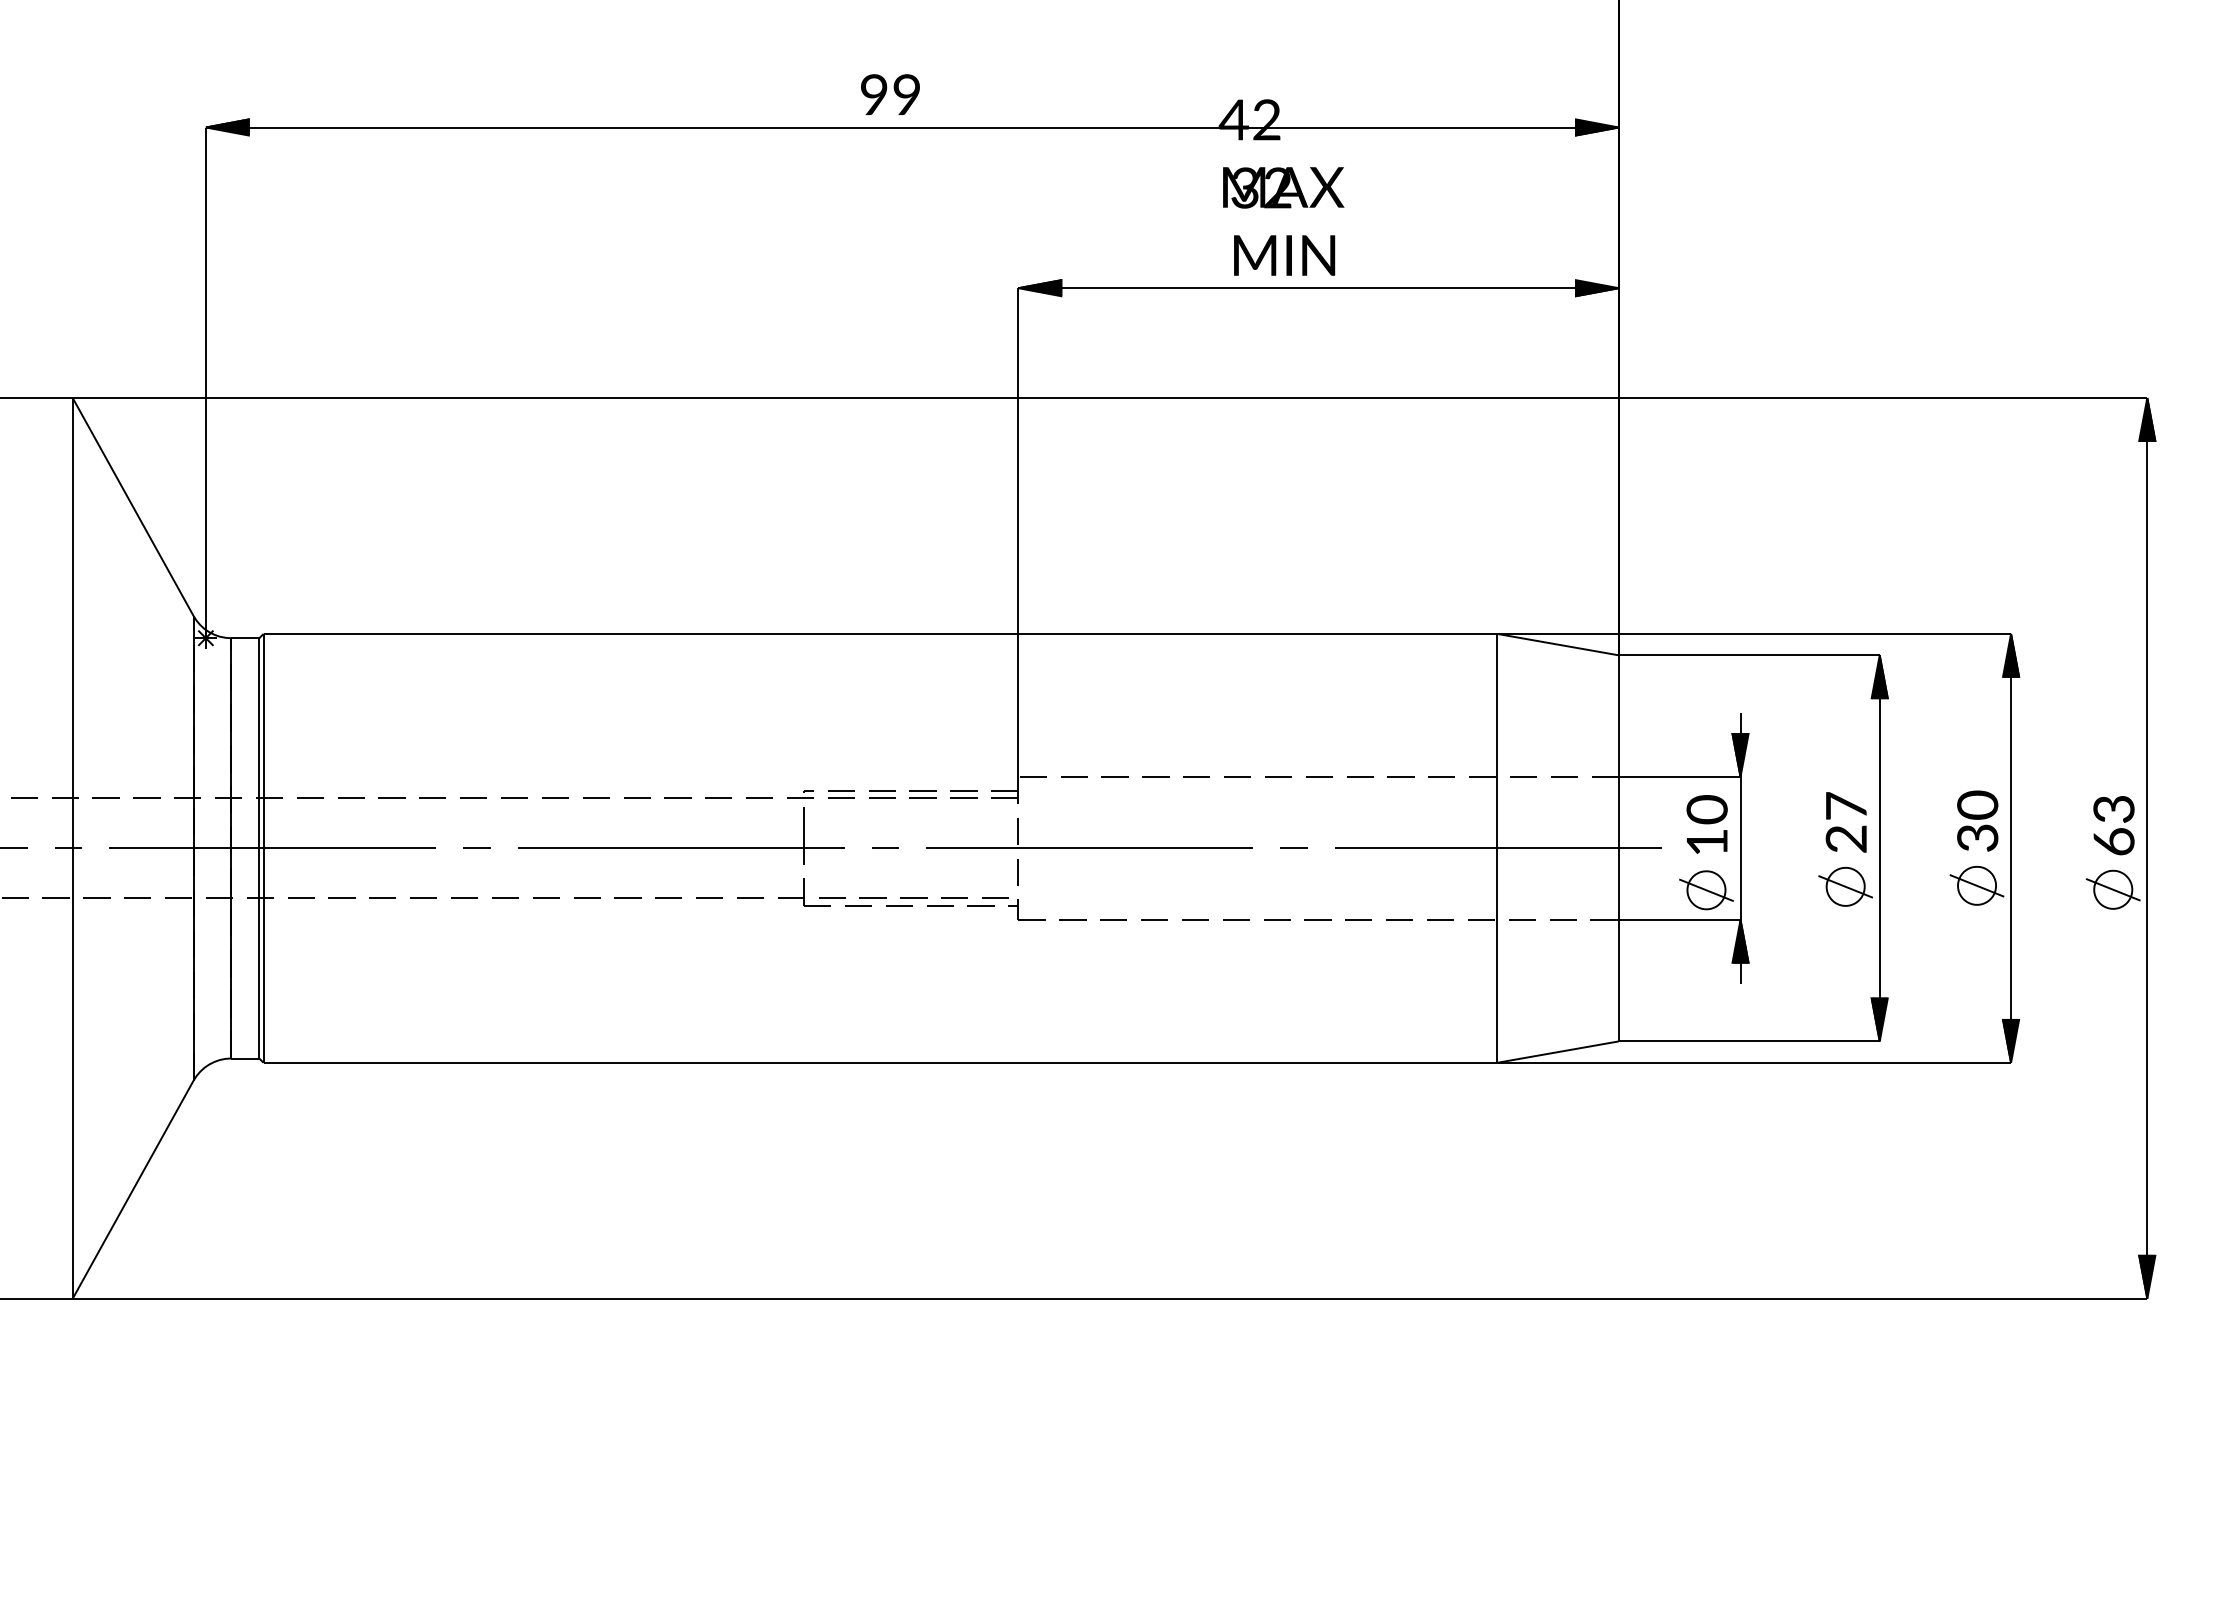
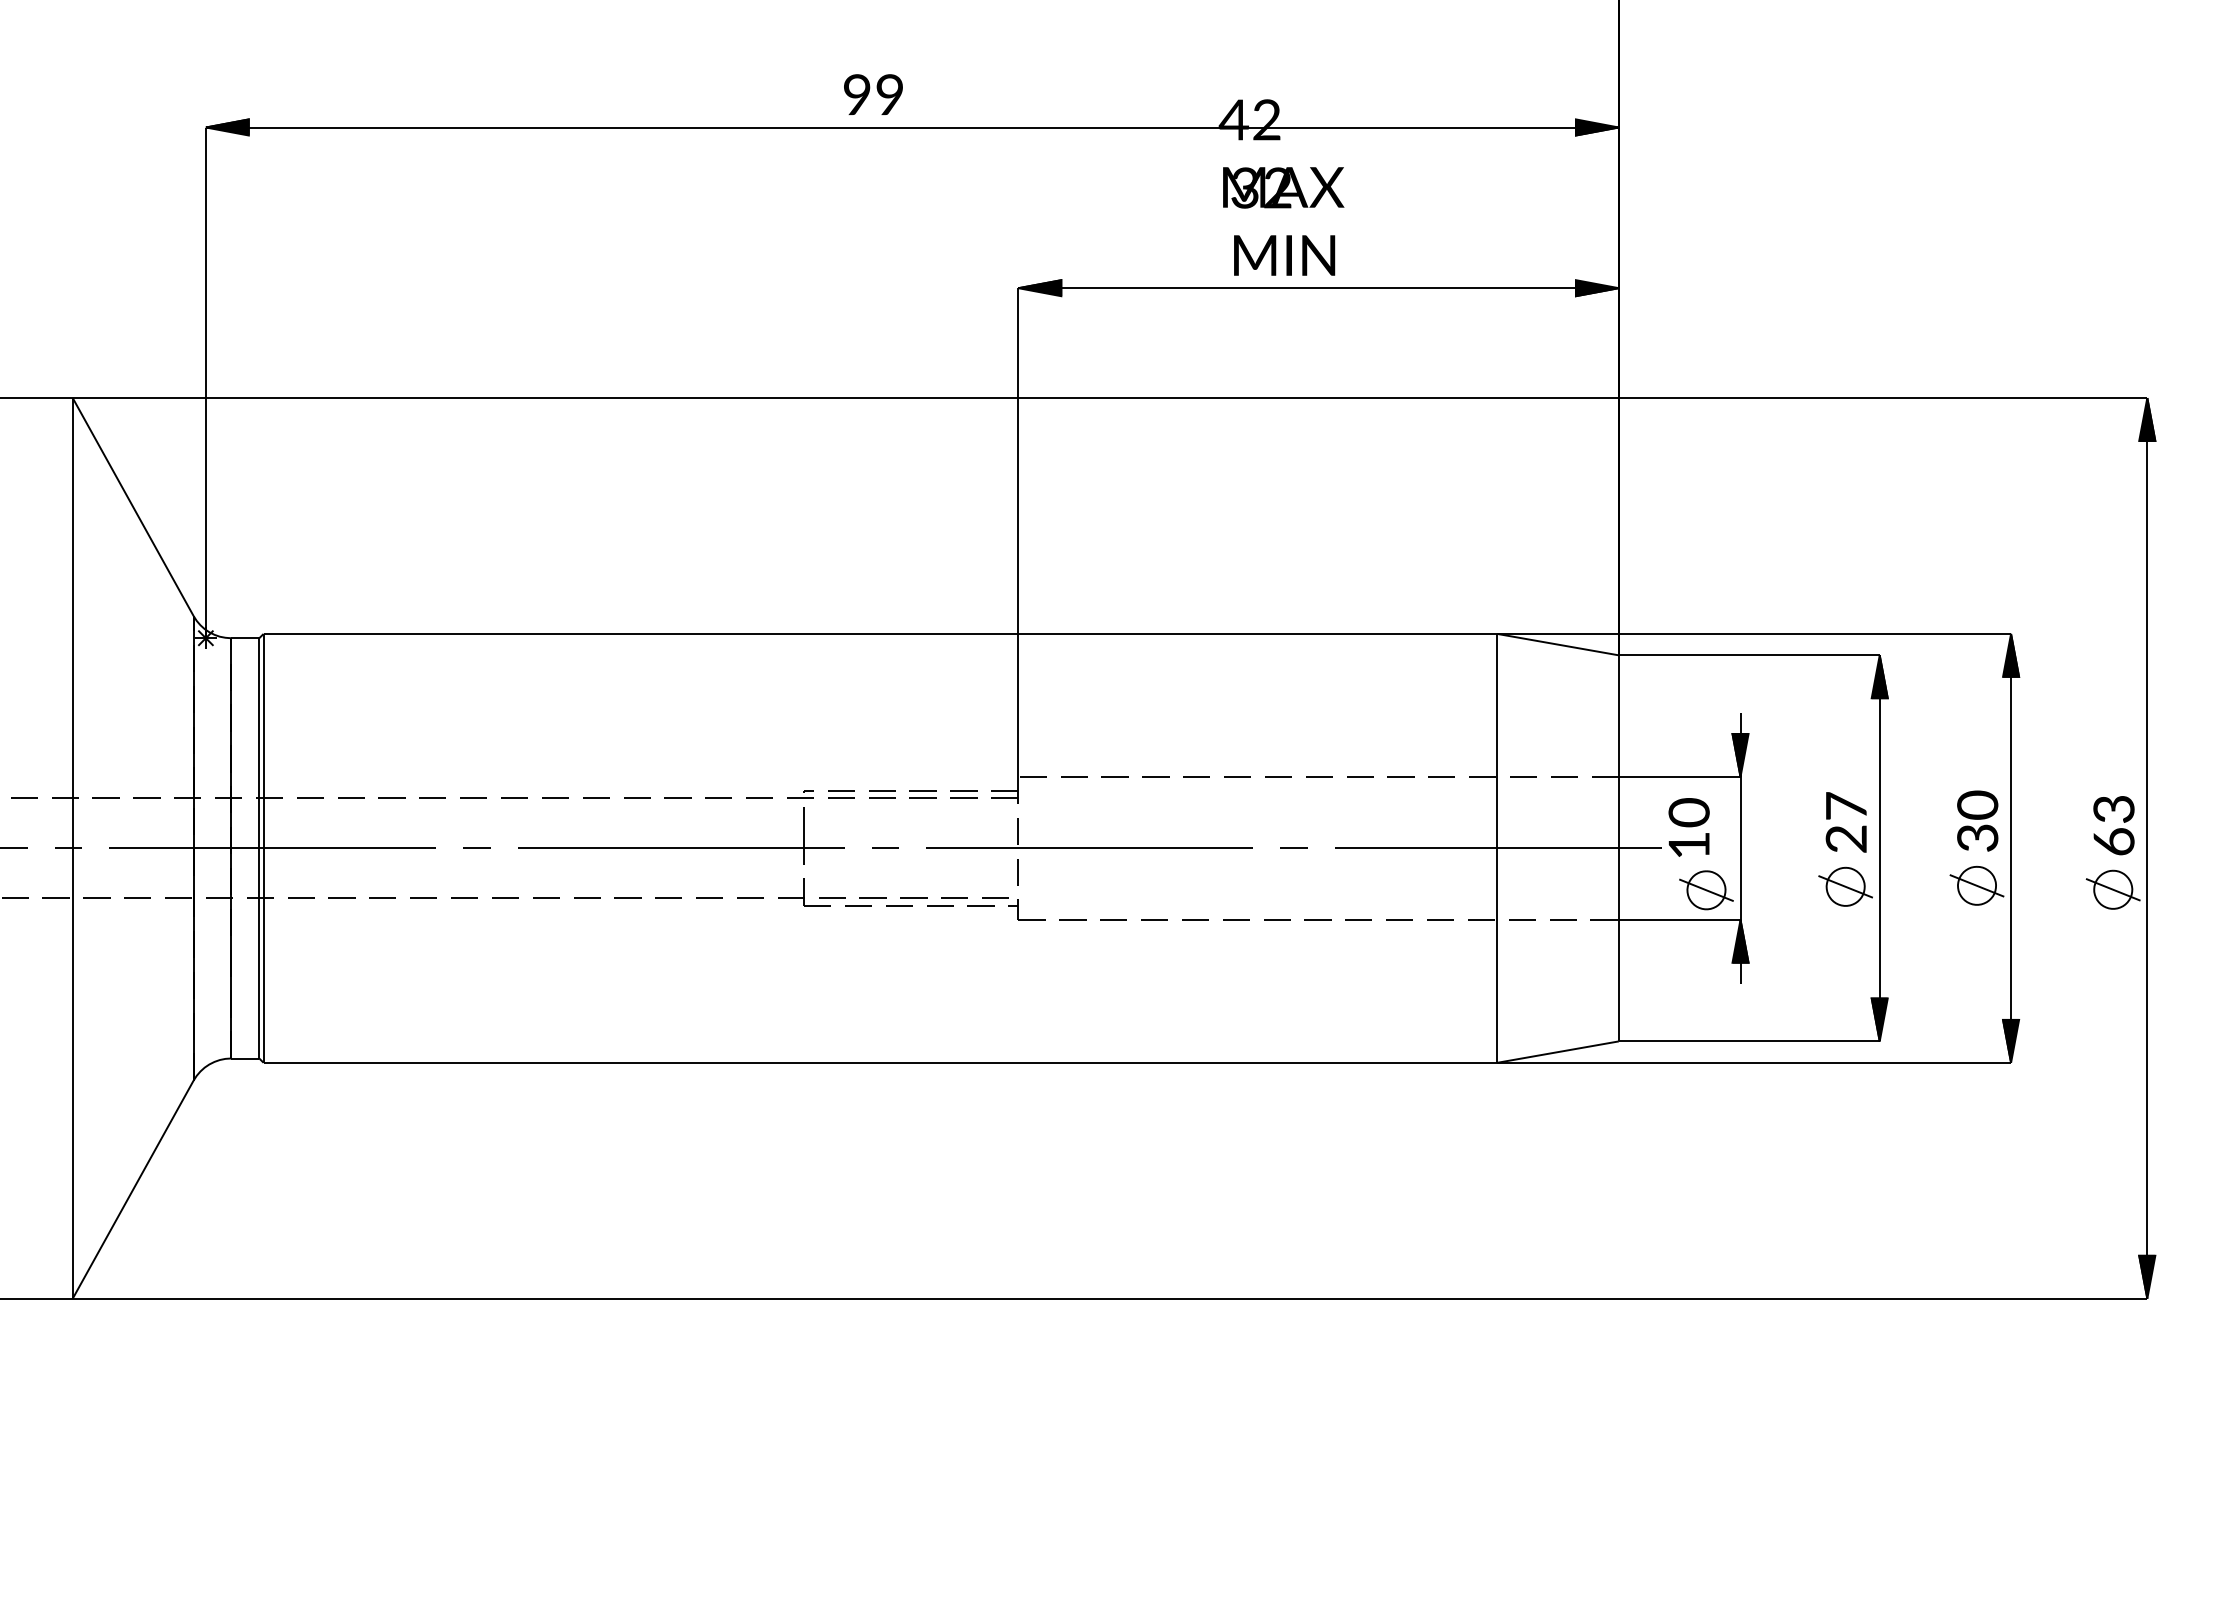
text position: (890, 94) -> (873, 94) (873, 94)
text position: (1706, 824) -> (1688, 827) (1688, 827)
